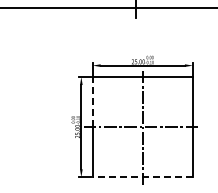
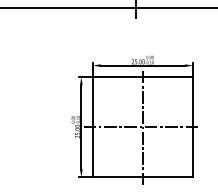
line: dashed -> solid (92, 101)
line: dashed -> solid (142, 177)
